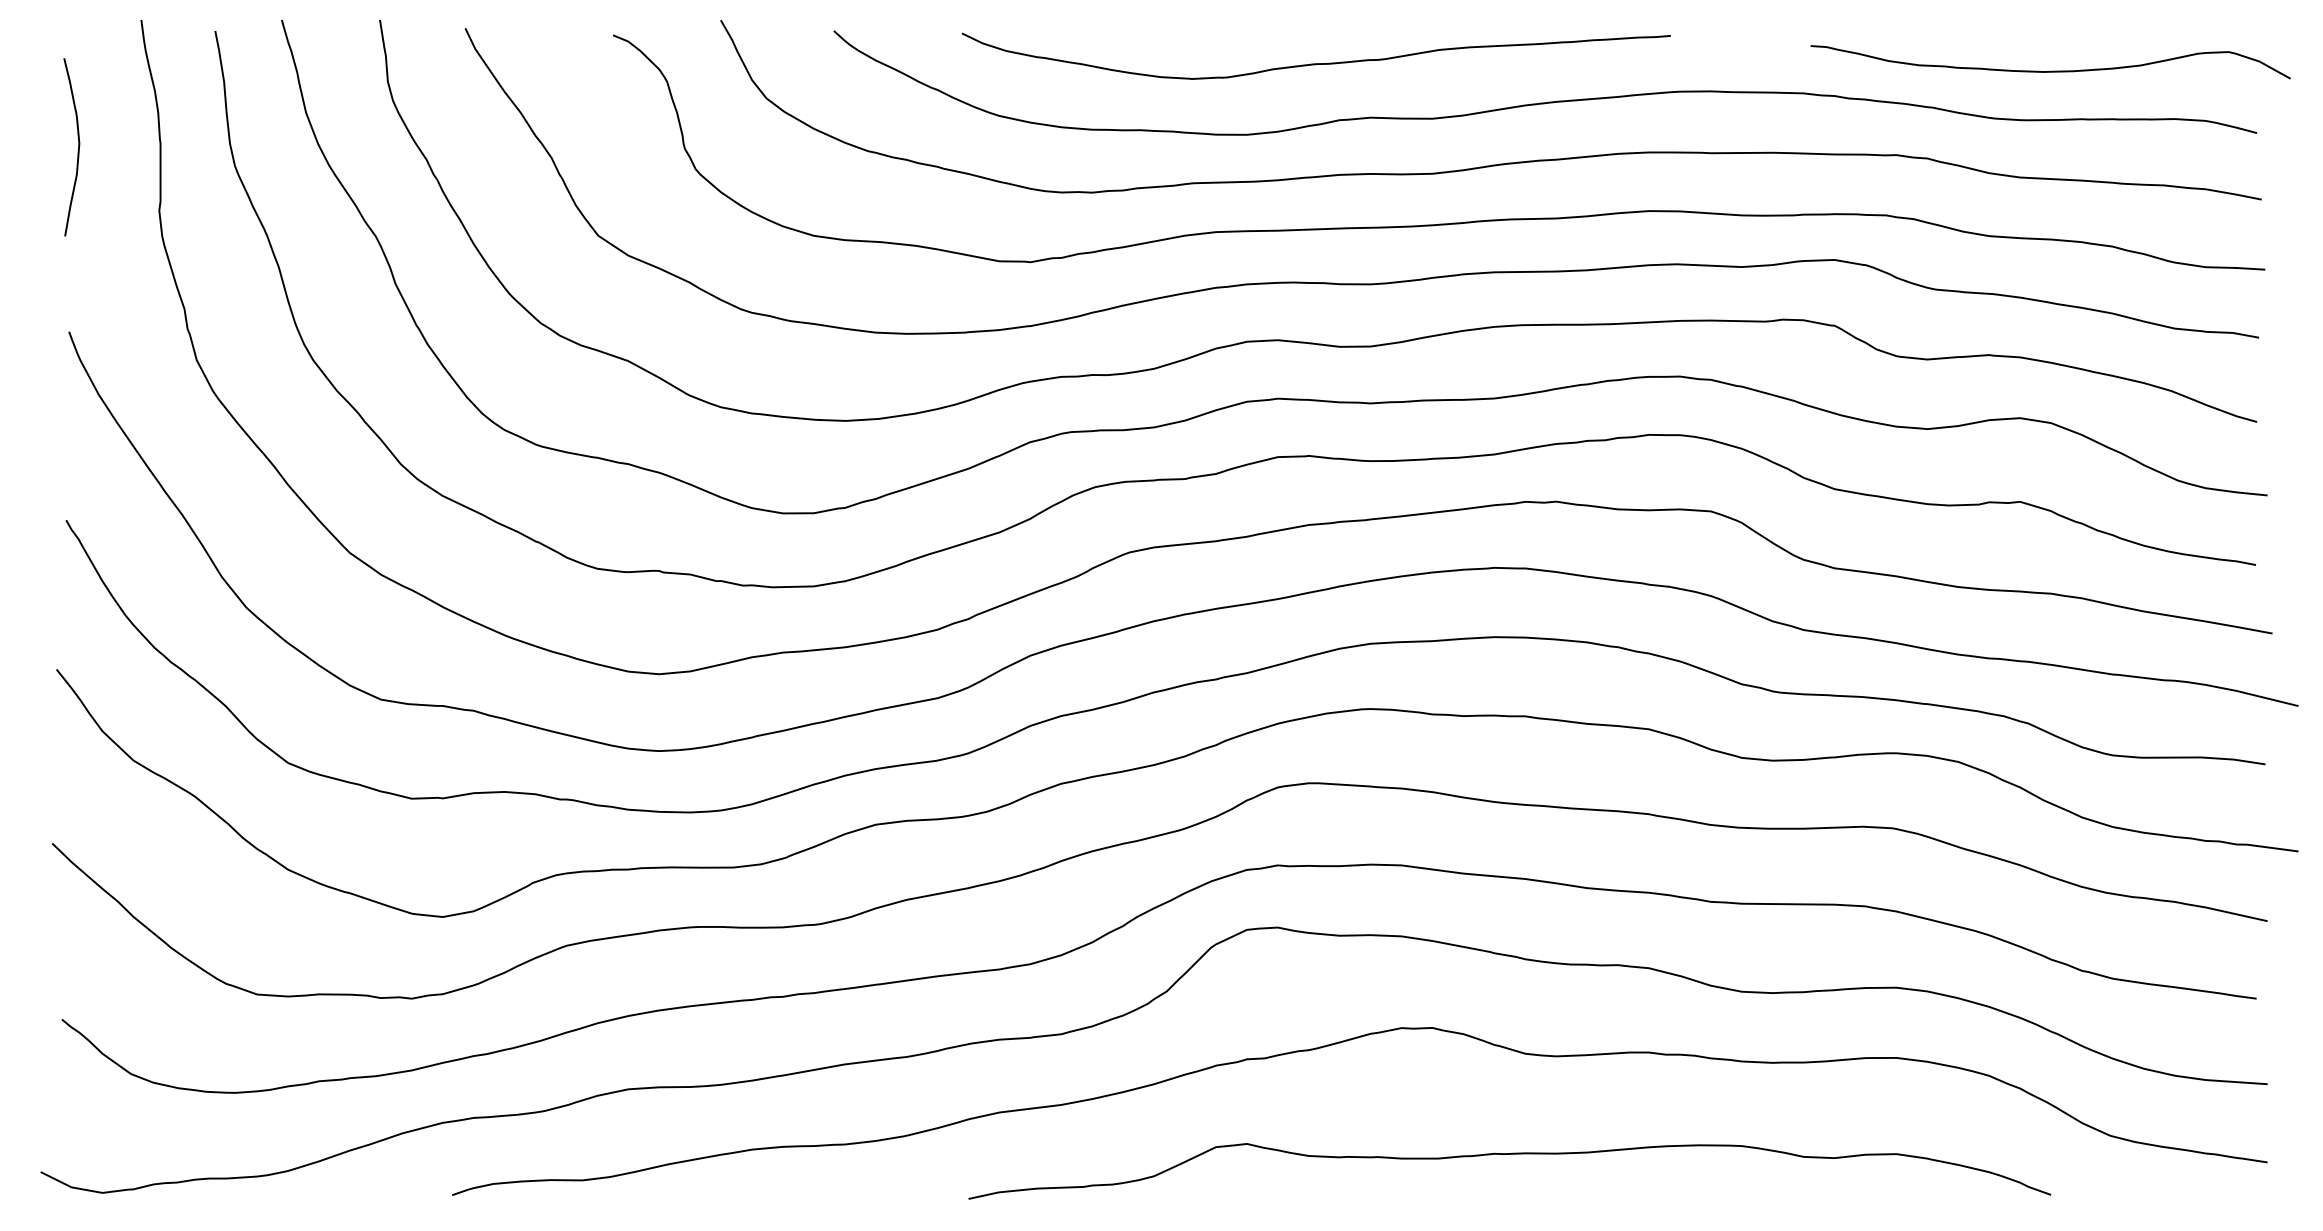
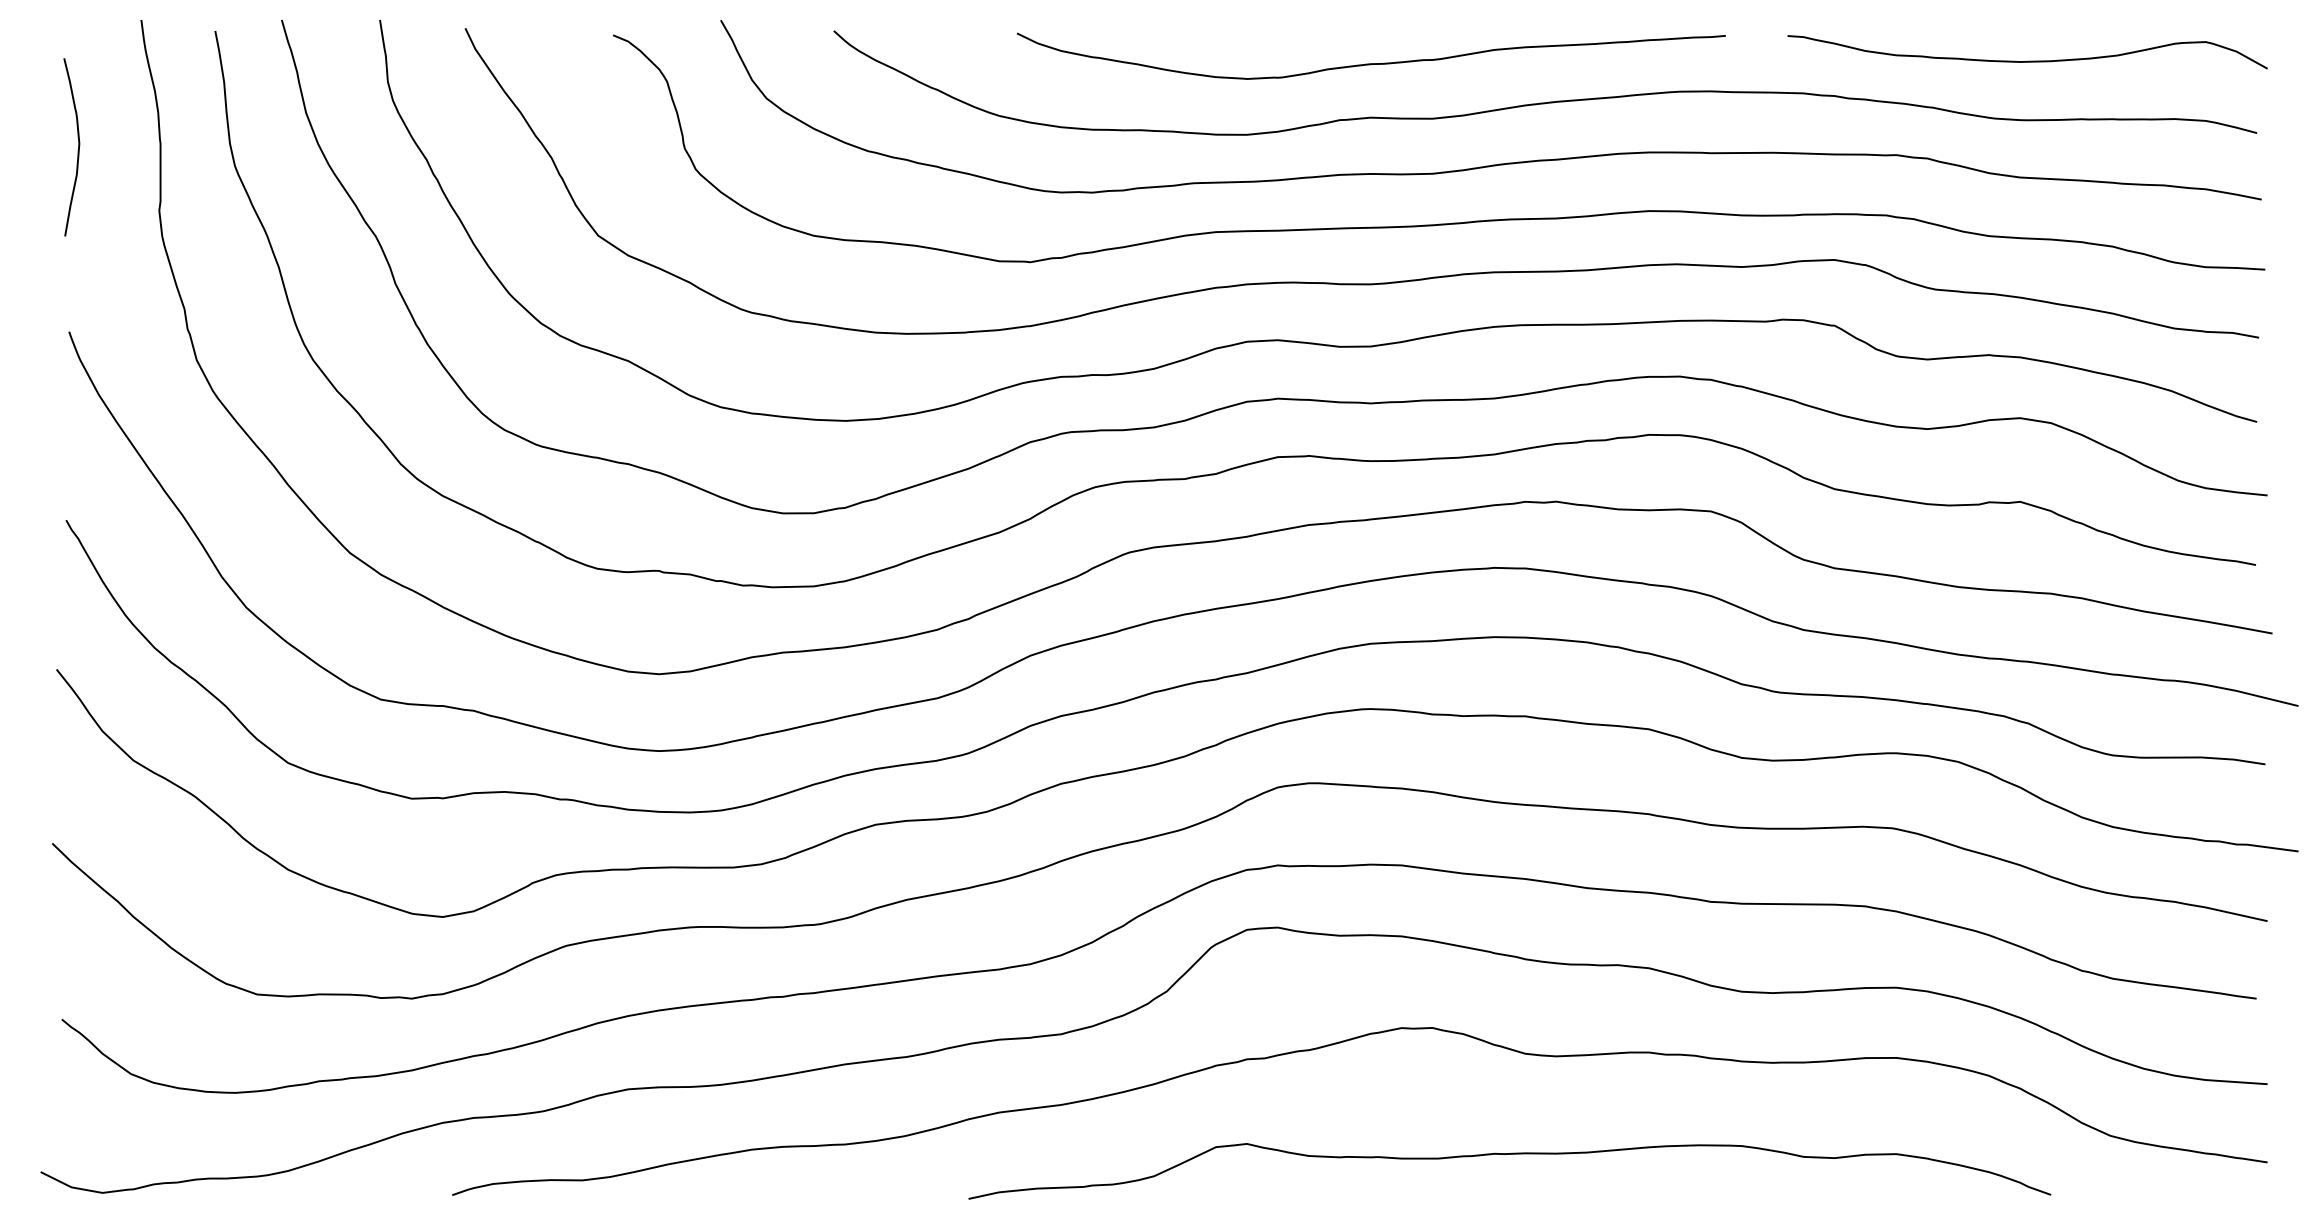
curve position: (1315, 63) -> (1370, 63) (1370, 63)
curve position: (2050, 70) -> (2027, 60) (2027, 60)
